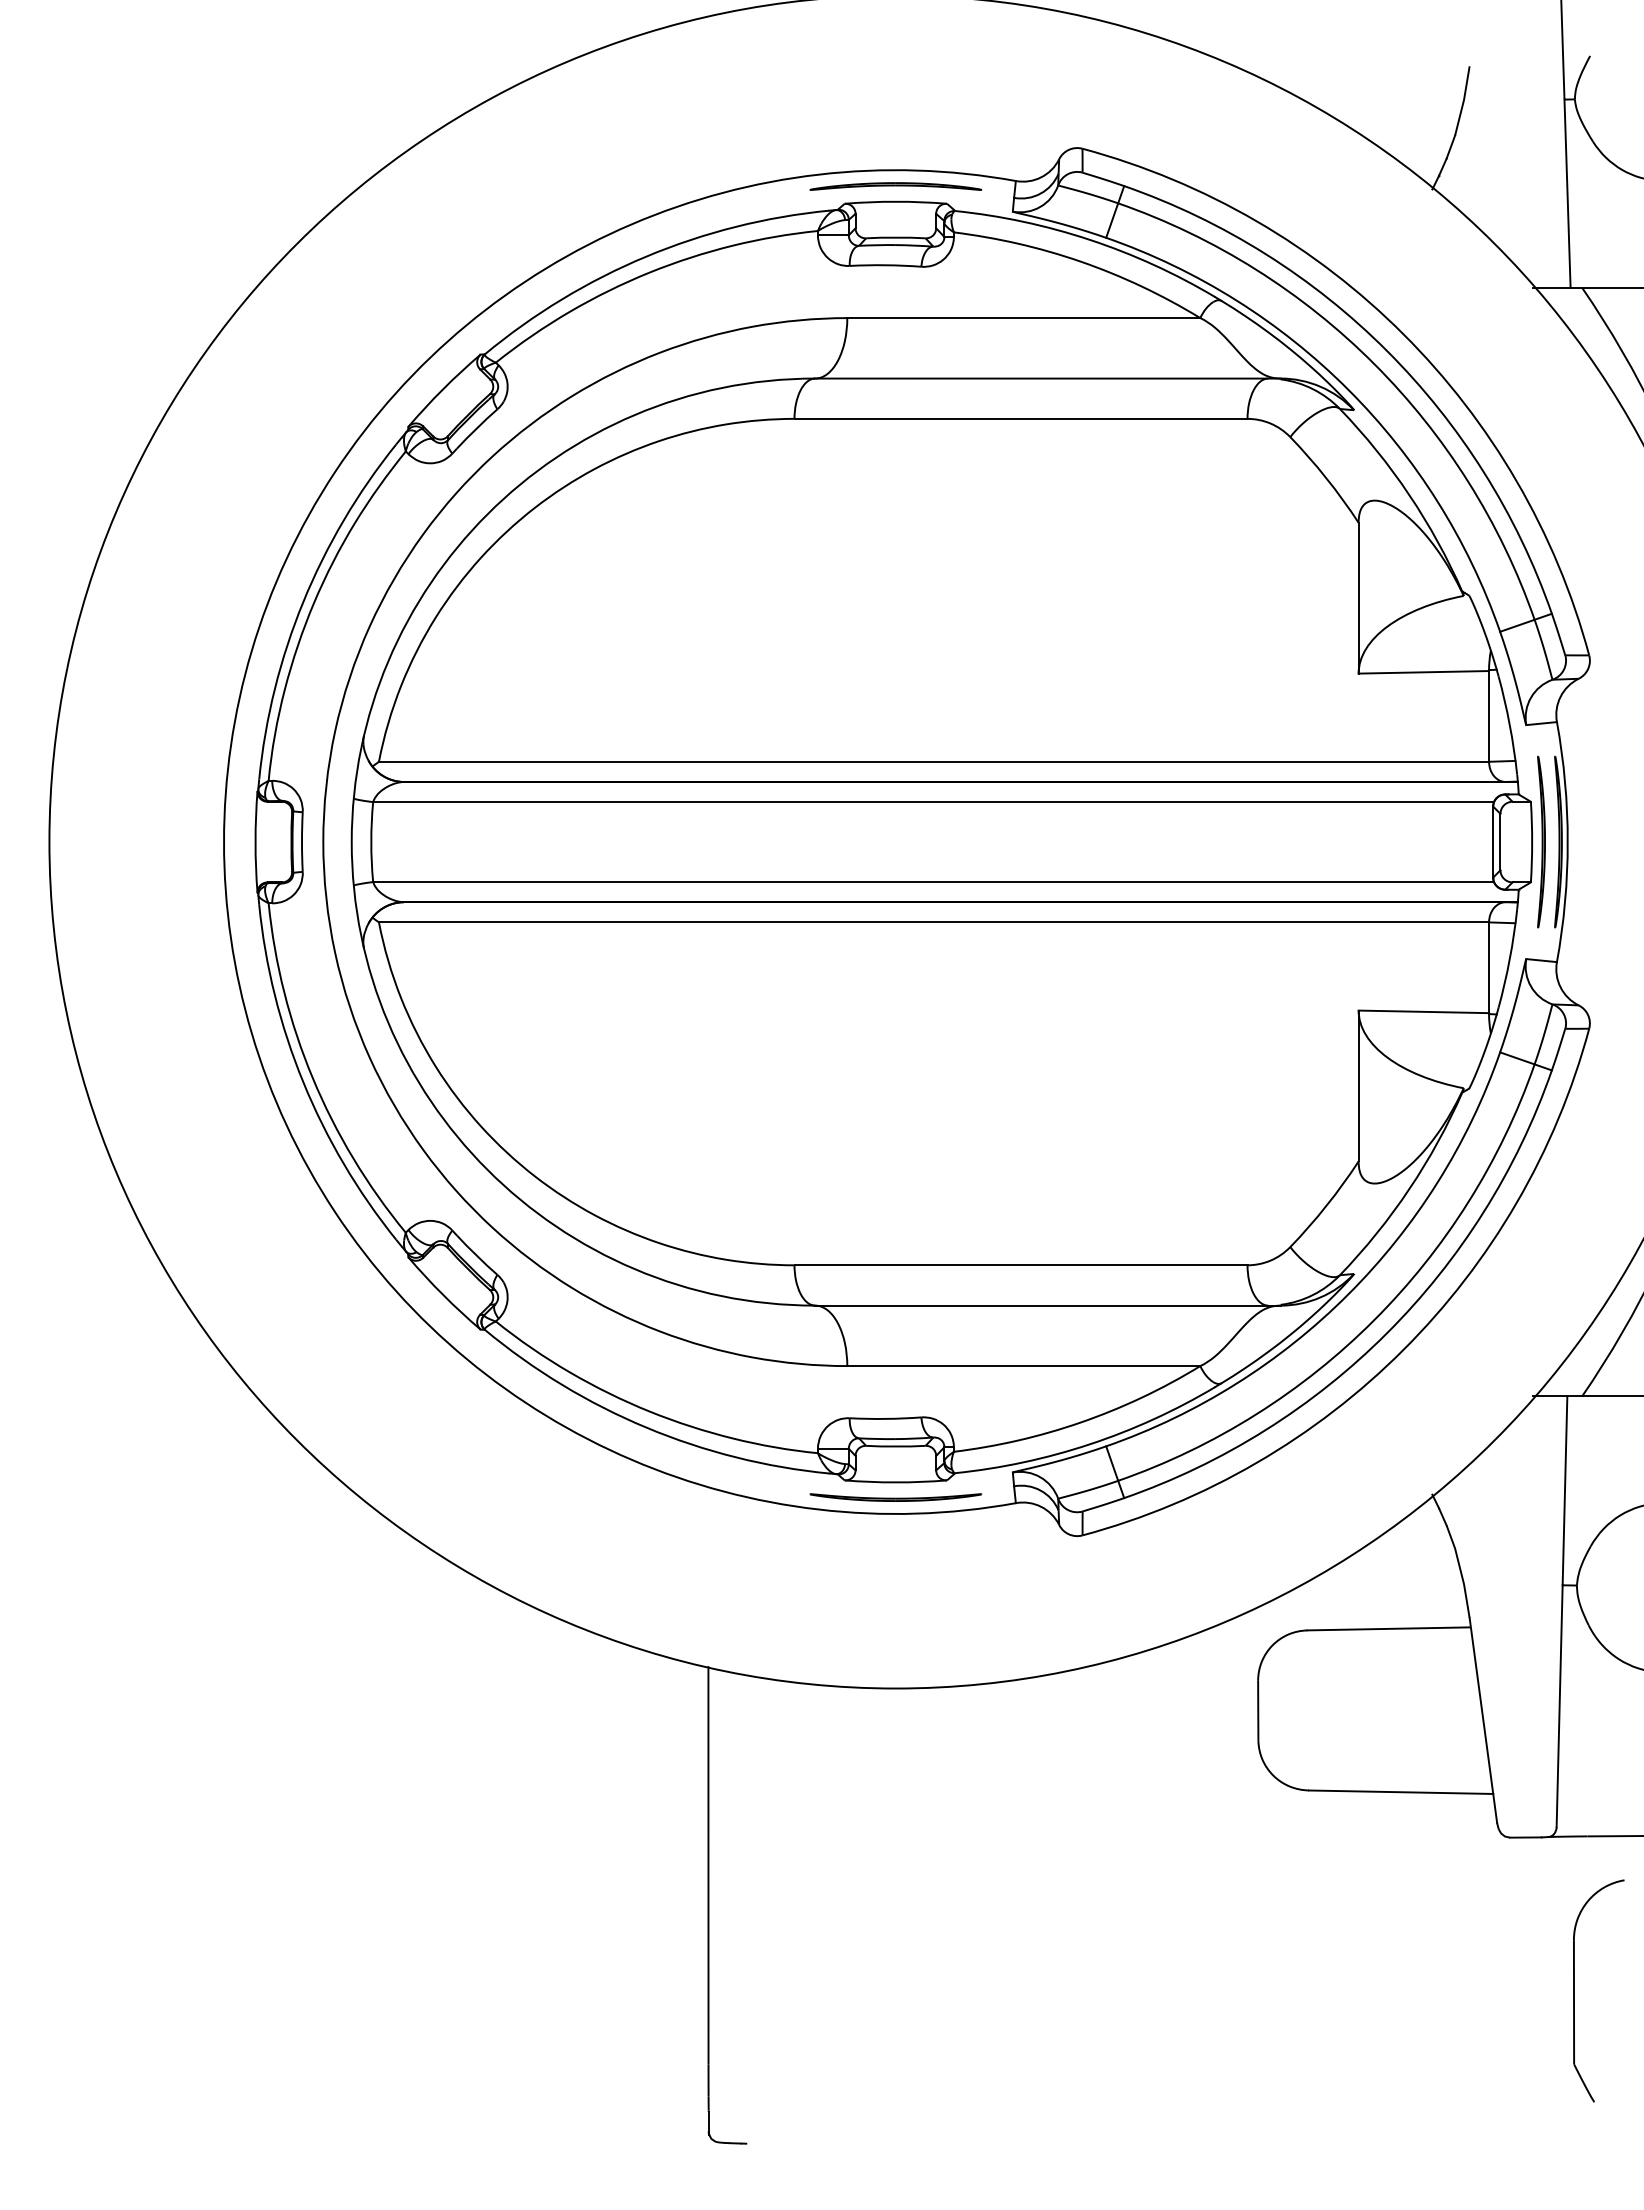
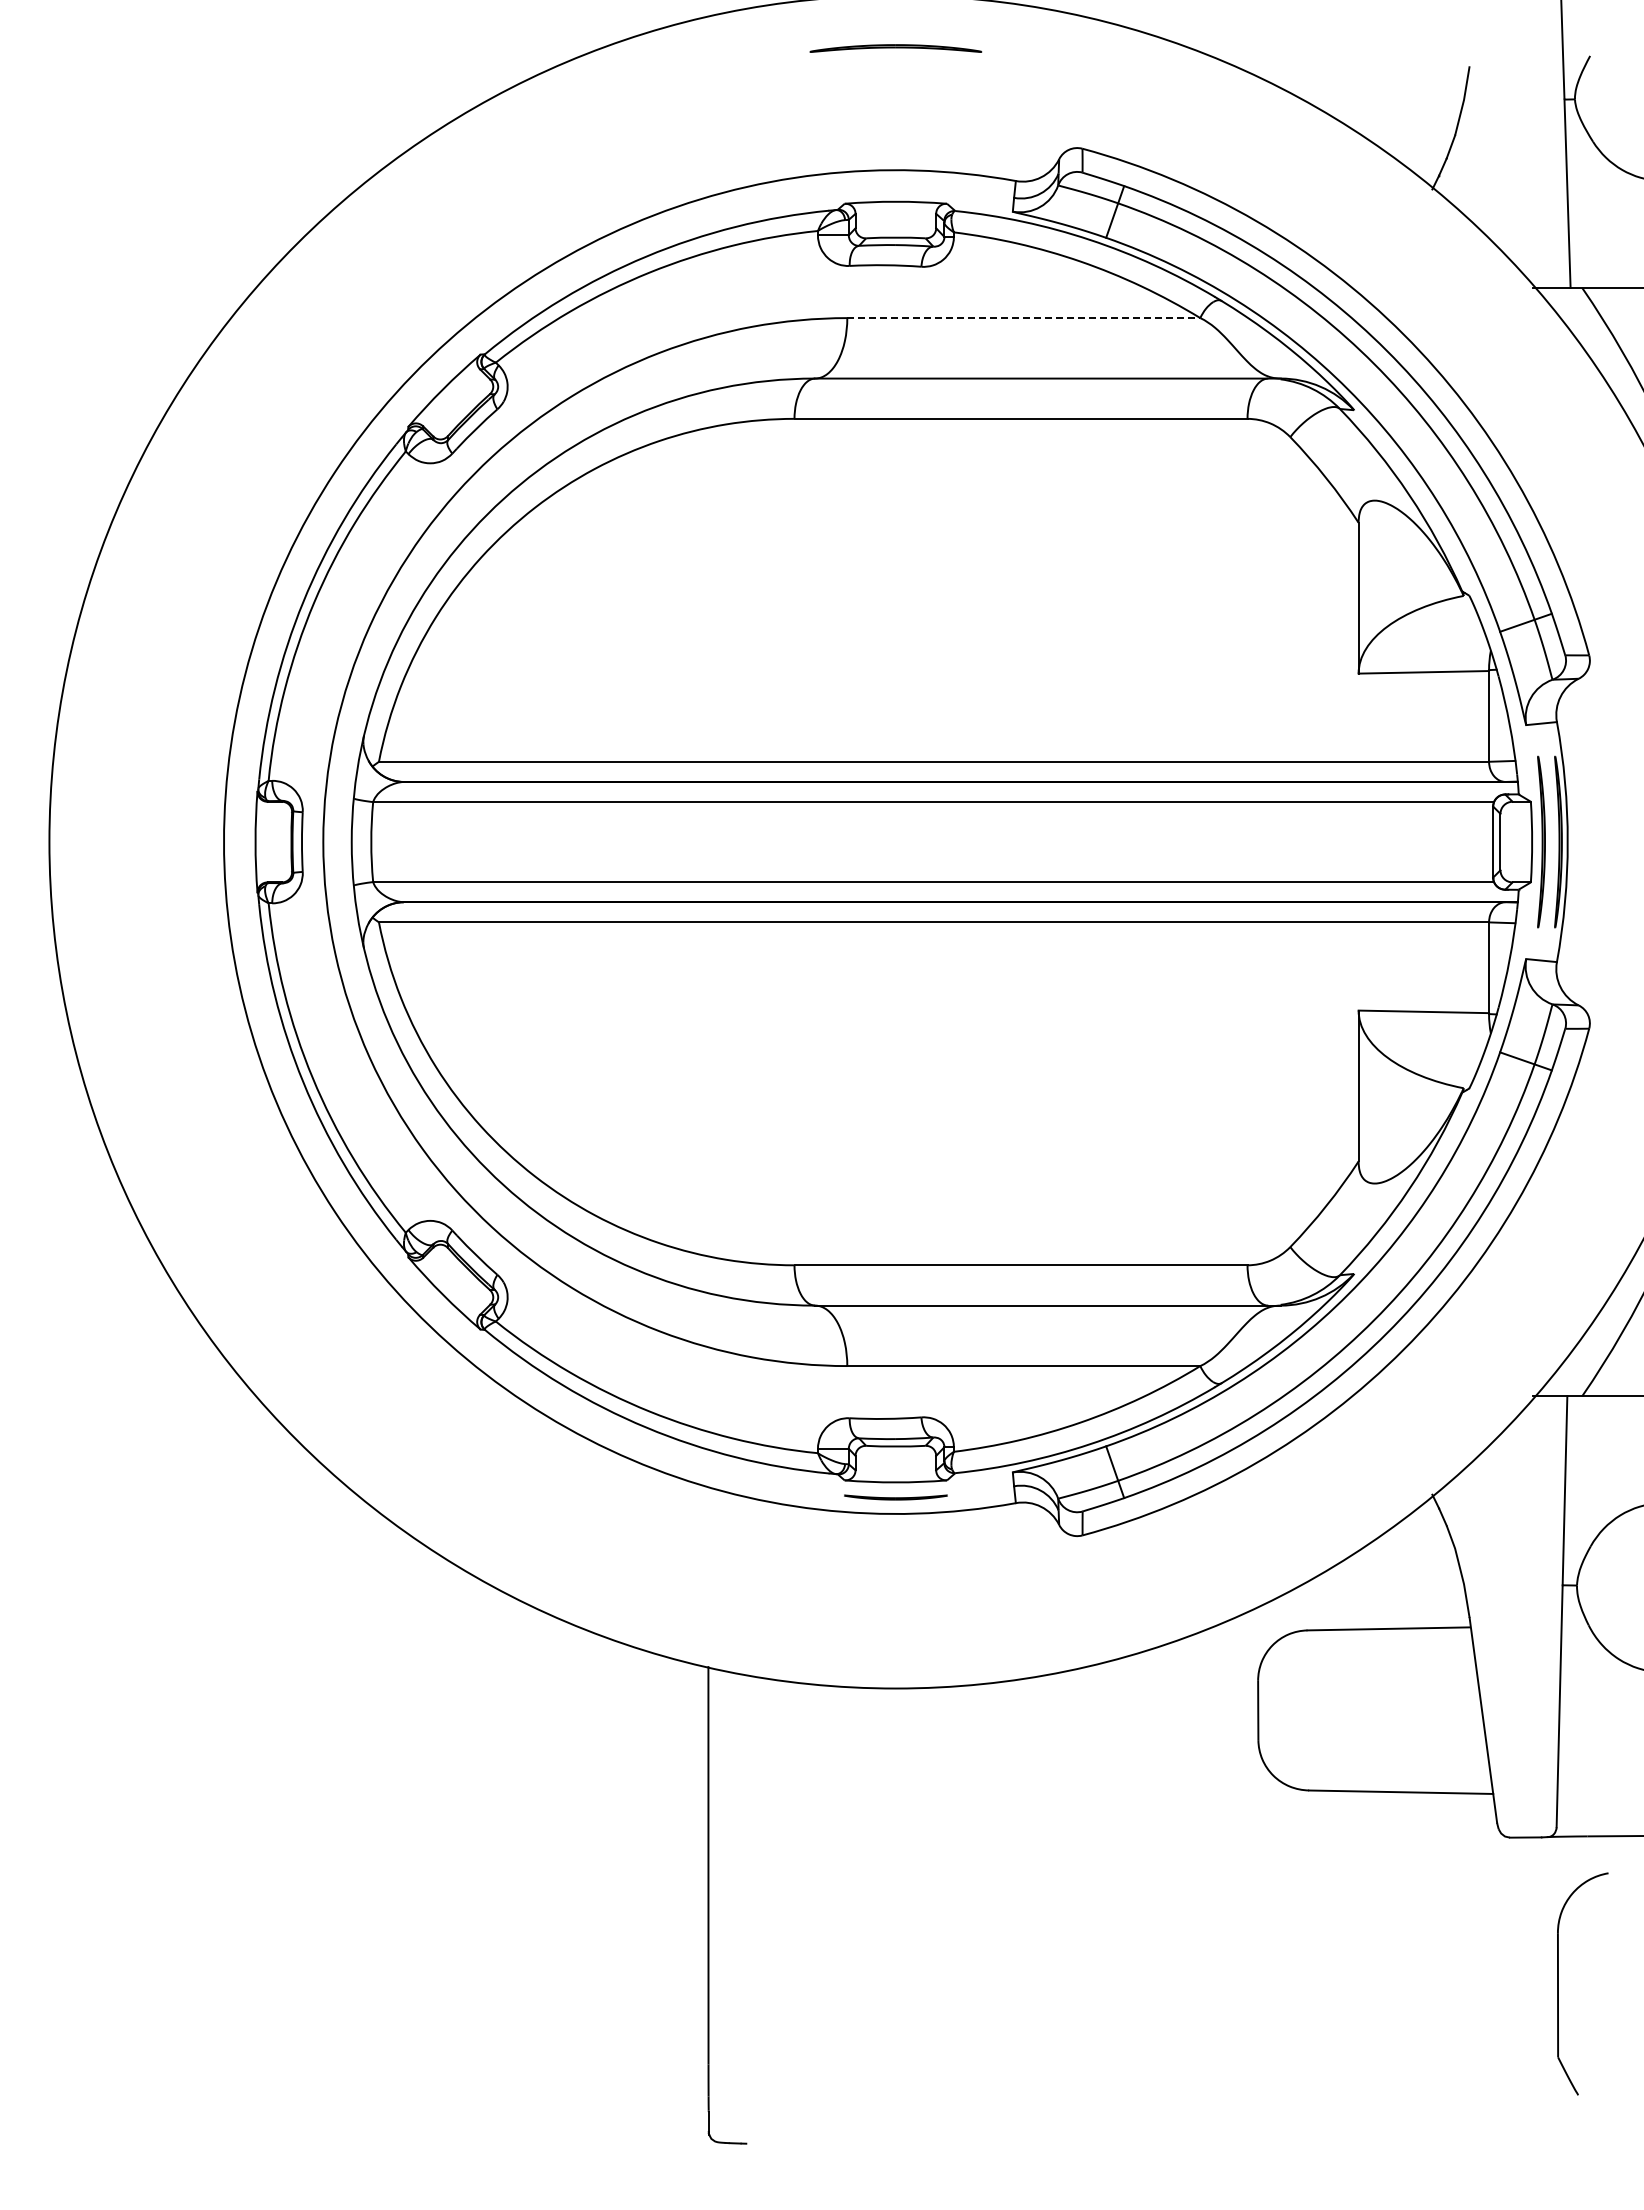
part position: (895, 186) -> (895, 48) (895, 48)
line: solid -> dashed (1023, 318)
part size: 174x9 px -> 104x7 px (895, 1497)
part position: (1574, 1990) -> (1558, 1983) (1558, 1983)
